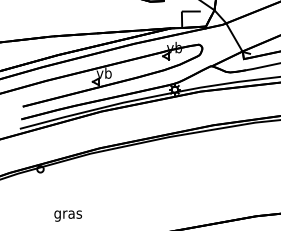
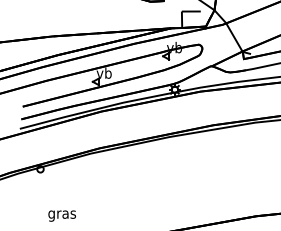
text position: (67, 215) -> (61, 215) (61, 215)
